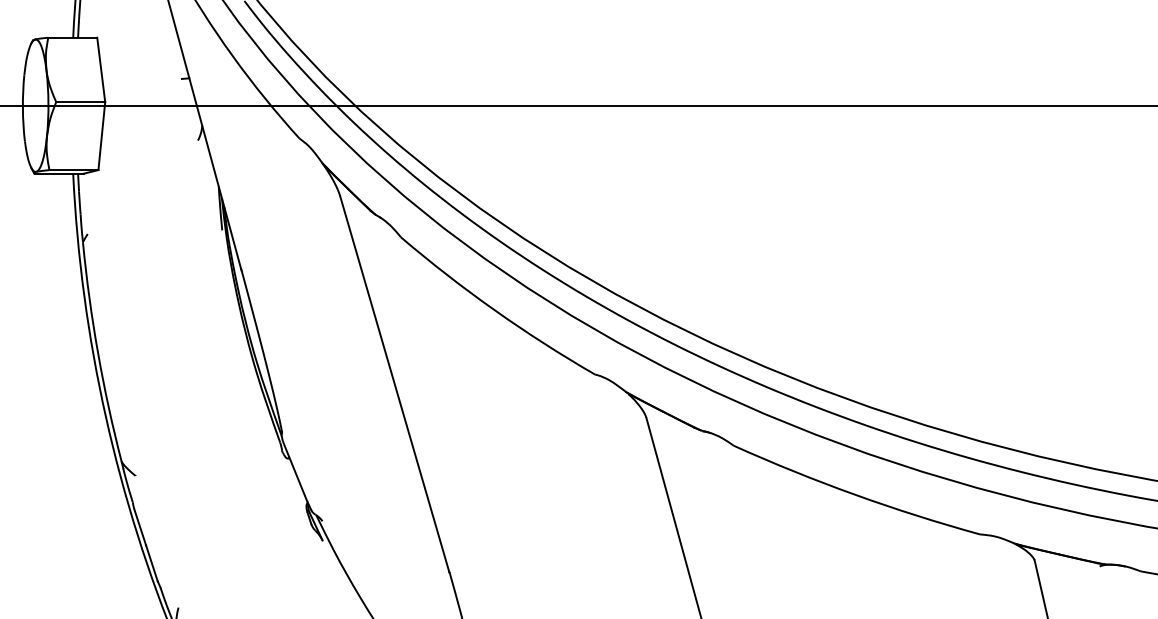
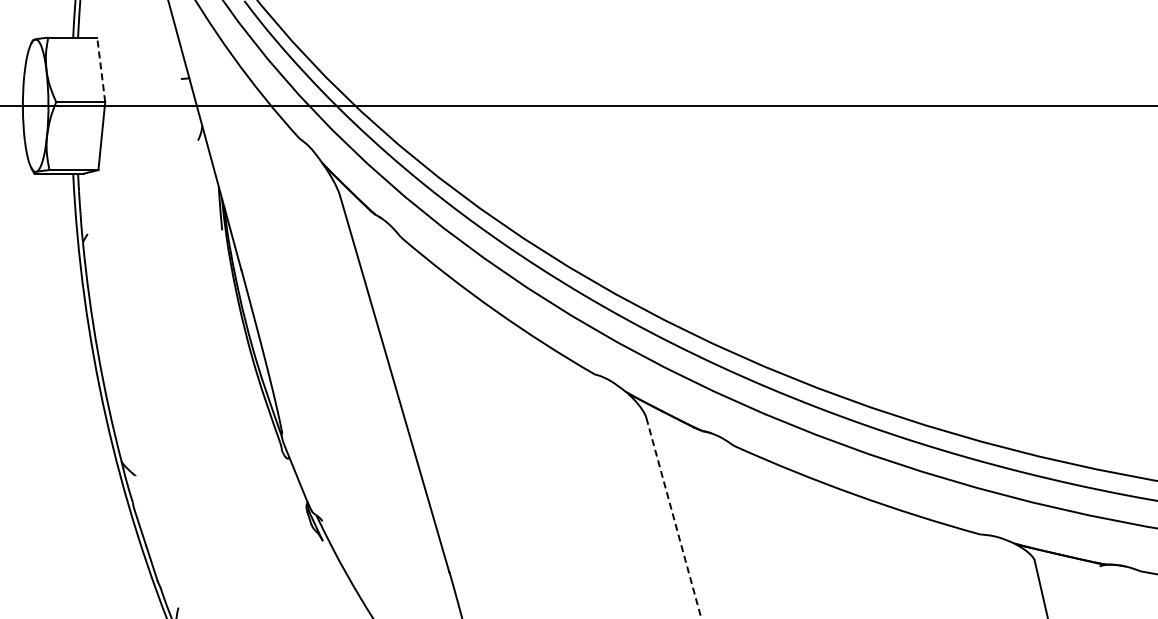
line: solid -> dashed (101, 69)
line: solid -> dashed (673, 518)
